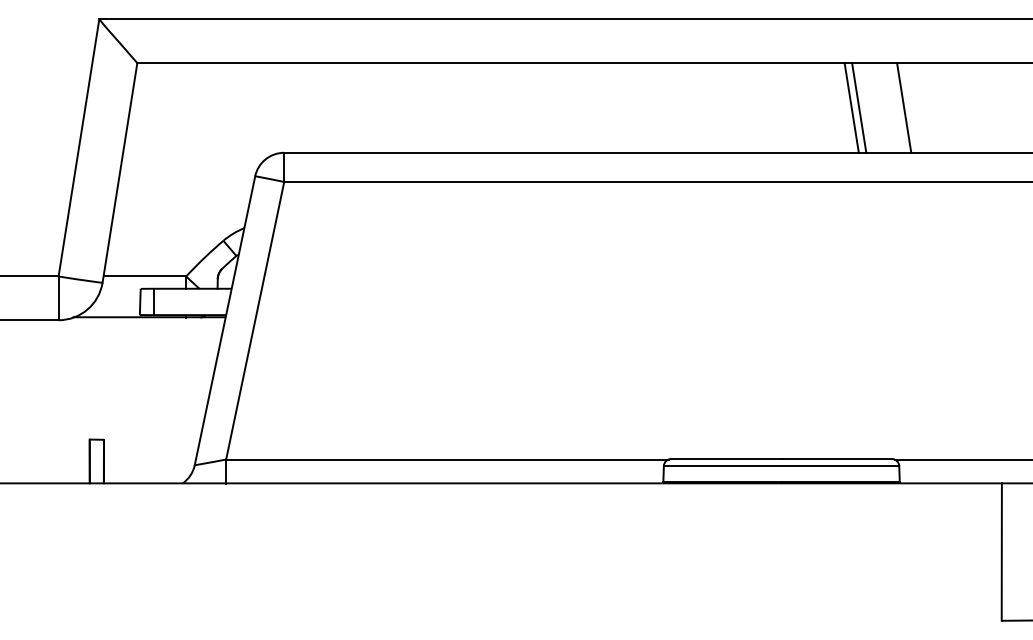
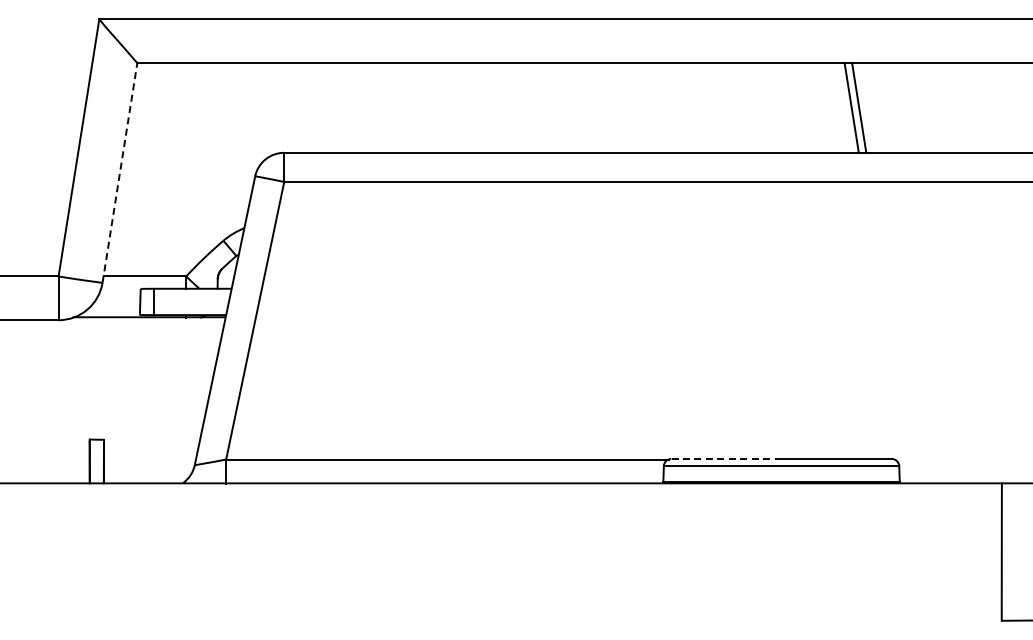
line: present -> none (904, 107)
line: solid -> dashed (120, 172)
line: solid -> dashed (725, 459)
line: present -> none (961, 459)
